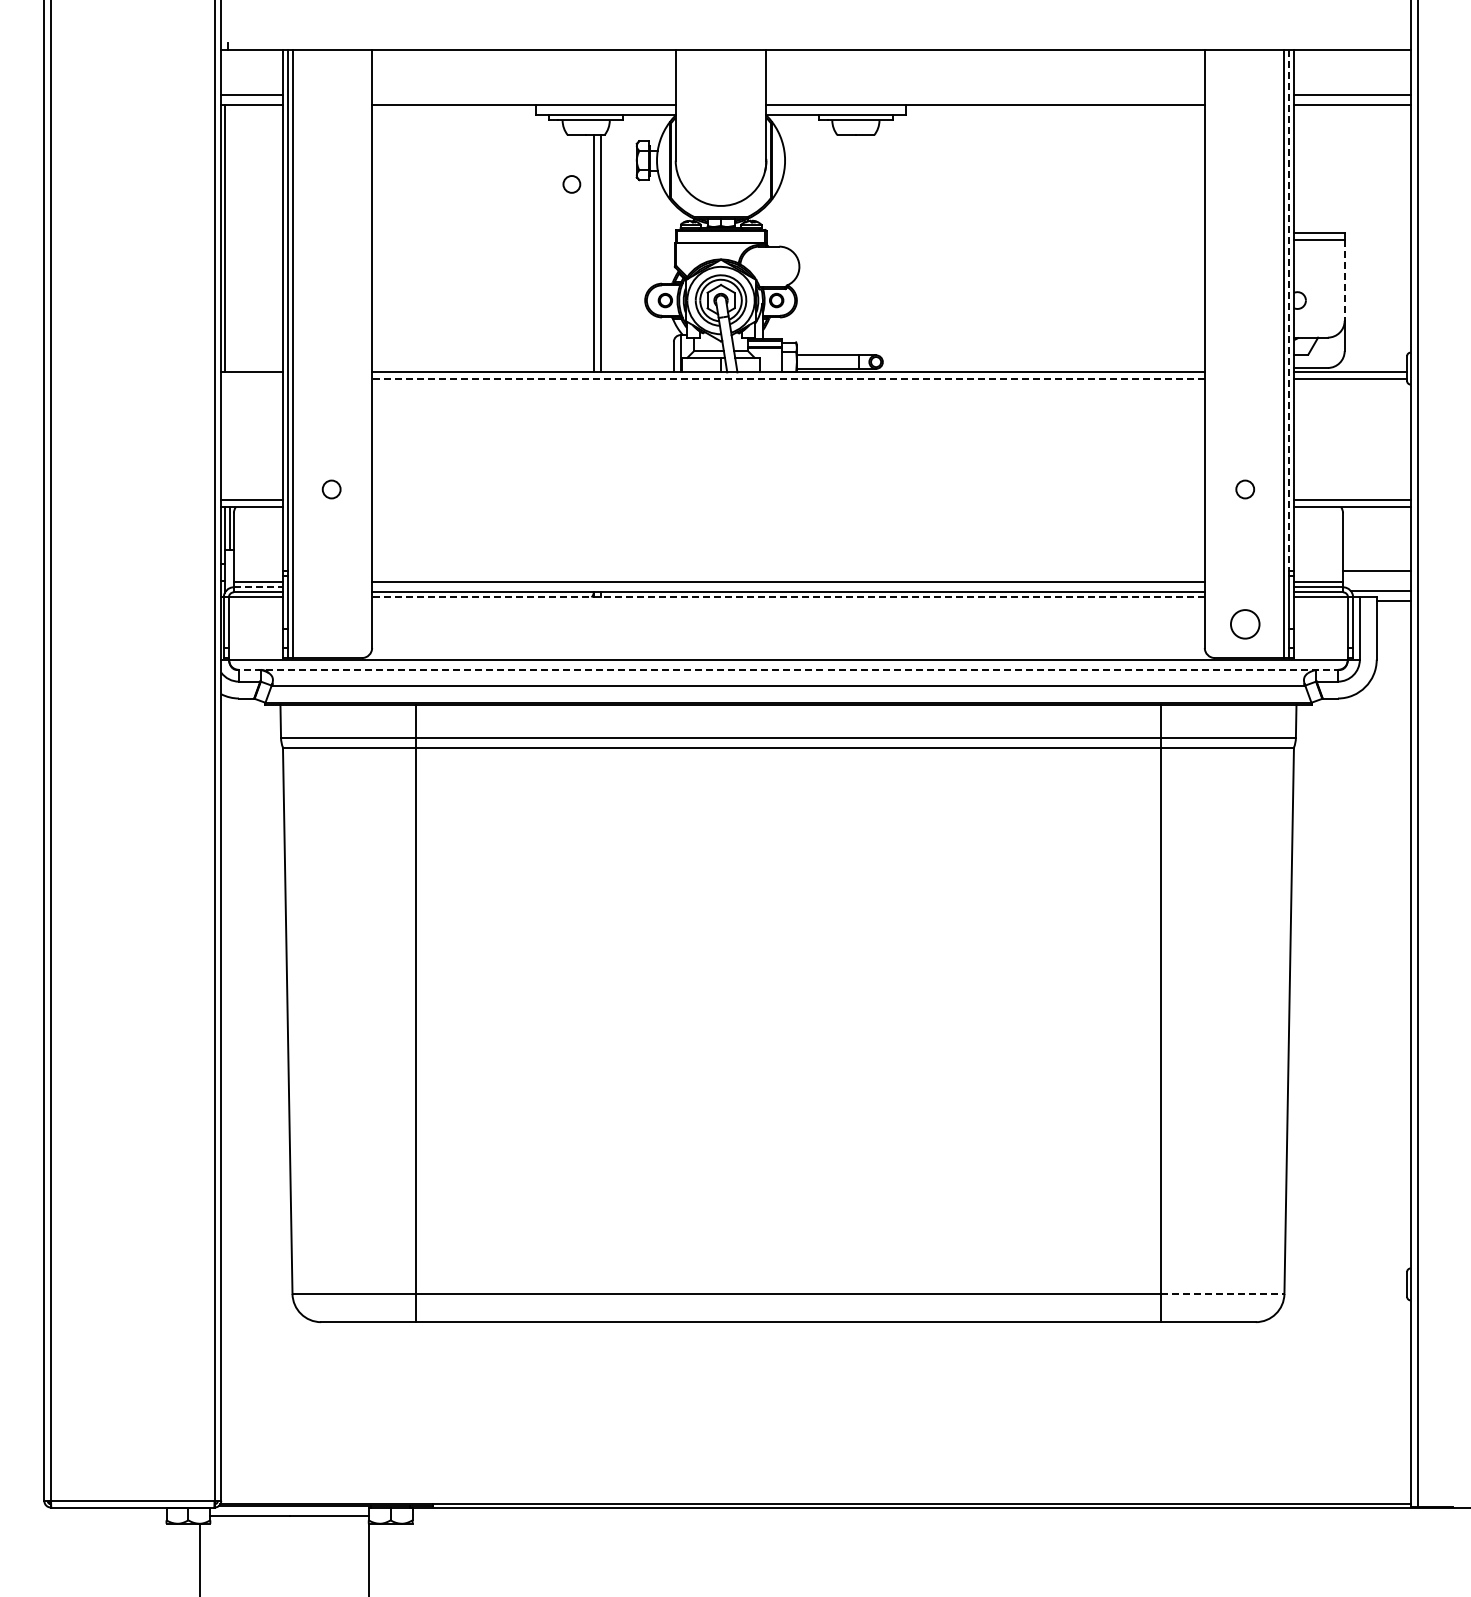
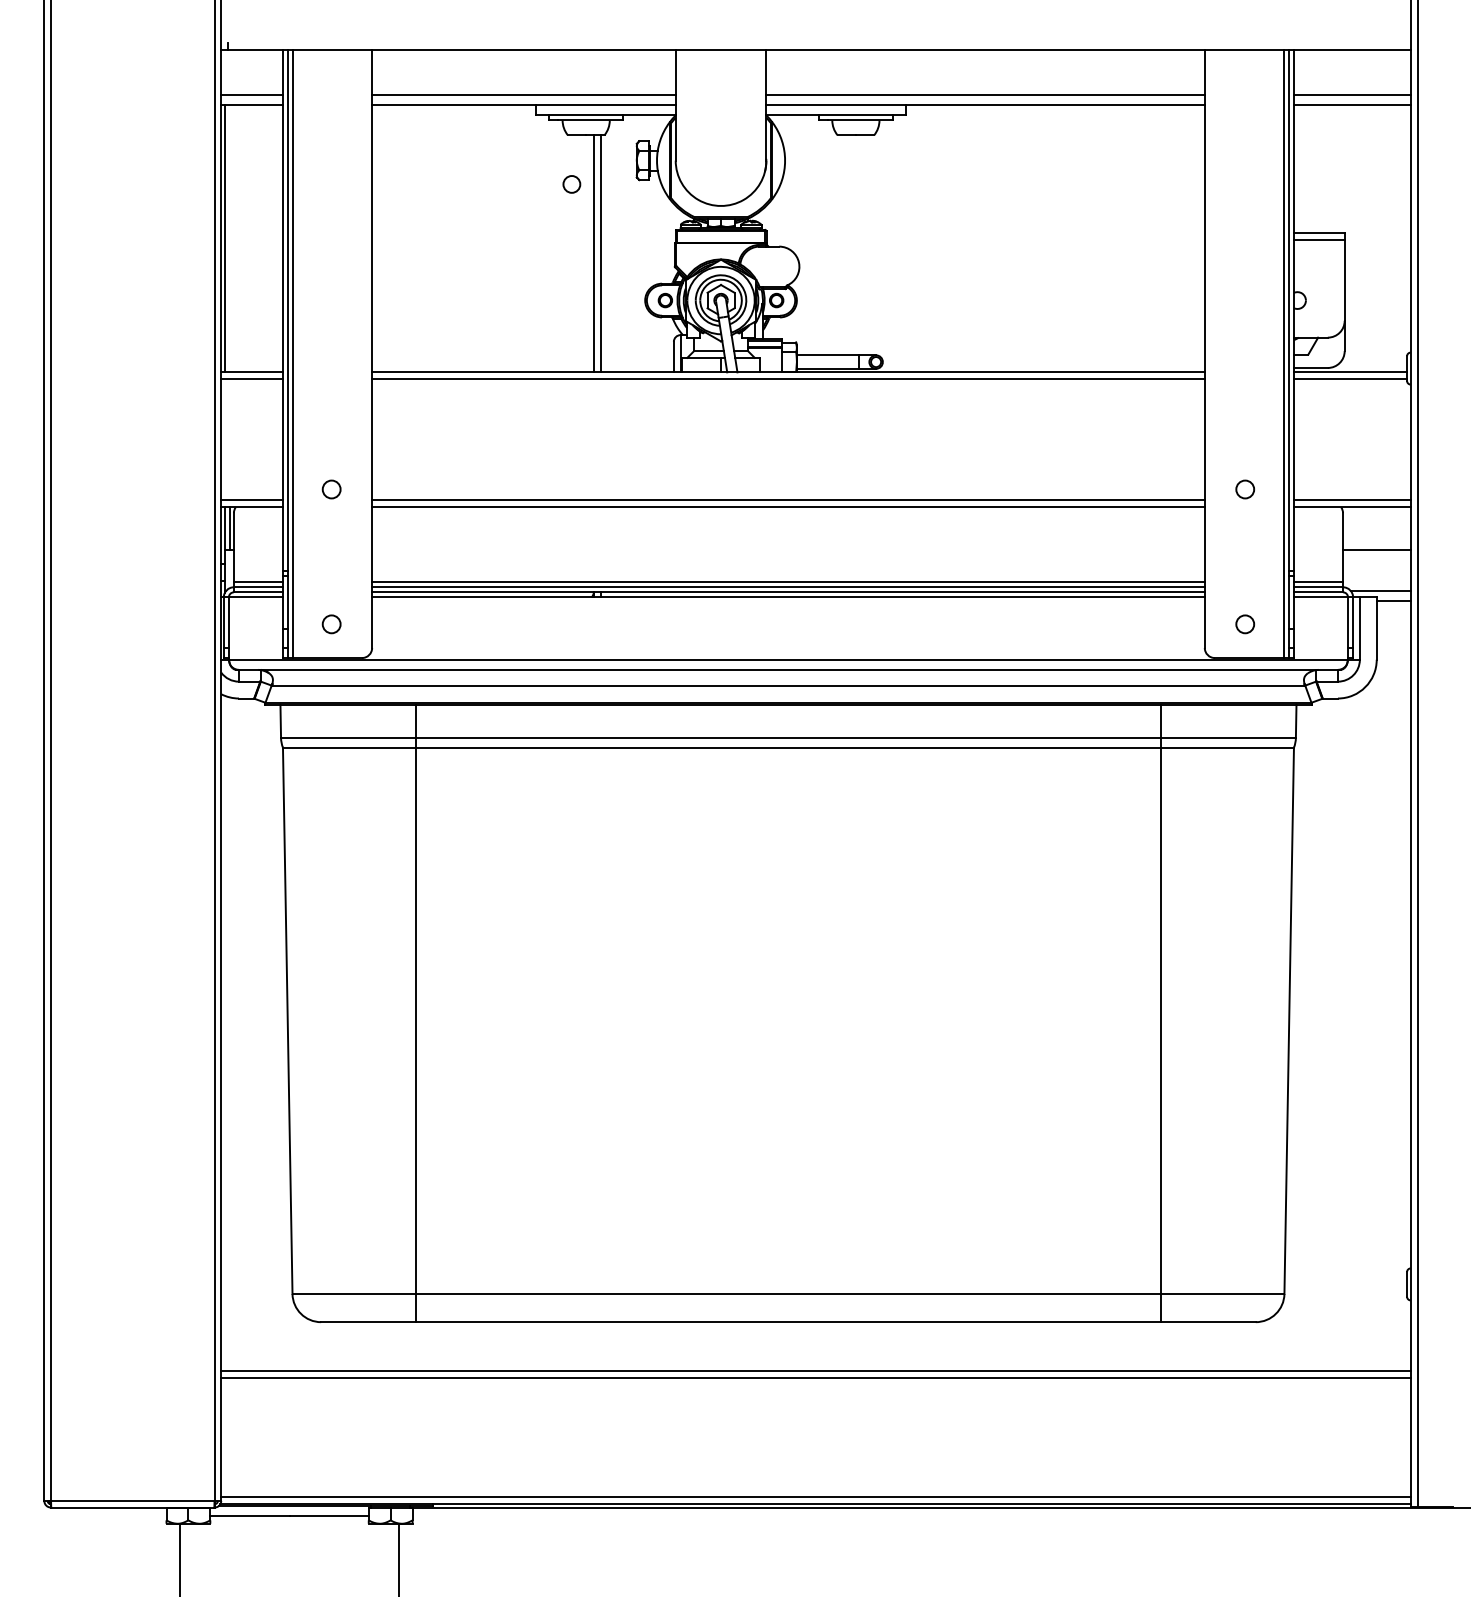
line: none -> present (523, 95)
line: none -> present (985, 95)
line: dashed -> solid (1344, 280)
line: dashed -> solid (1289, 310)
line: none -> present (251, 379)
line: dashed -> solid (787, 379)
line: none -> present (788, 500)
line: none -> present (788, 507)
line position: (1376, 571) -> (1376, 550) (1376, 550)
line: dashed -> solid (258, 587)
line: none -> present (788, 587)
line: dashed -> solid (787, 597)
circle: none -> present (331, 624)
circle diameter: 29 px -> 18 px (1245, 624)
line: dashed -> solid (787, 669)
line: dashed -> solid (1222, 1294)
line: none -> present (815, 1371)
line: none -> present (815, 1377)
line: none -> present (815, 1497)
line position: (199, 1558) -> (179, 1558) (179, 1558)
line position: (369, 1558) -> (399, 1558) (399, 1558)
